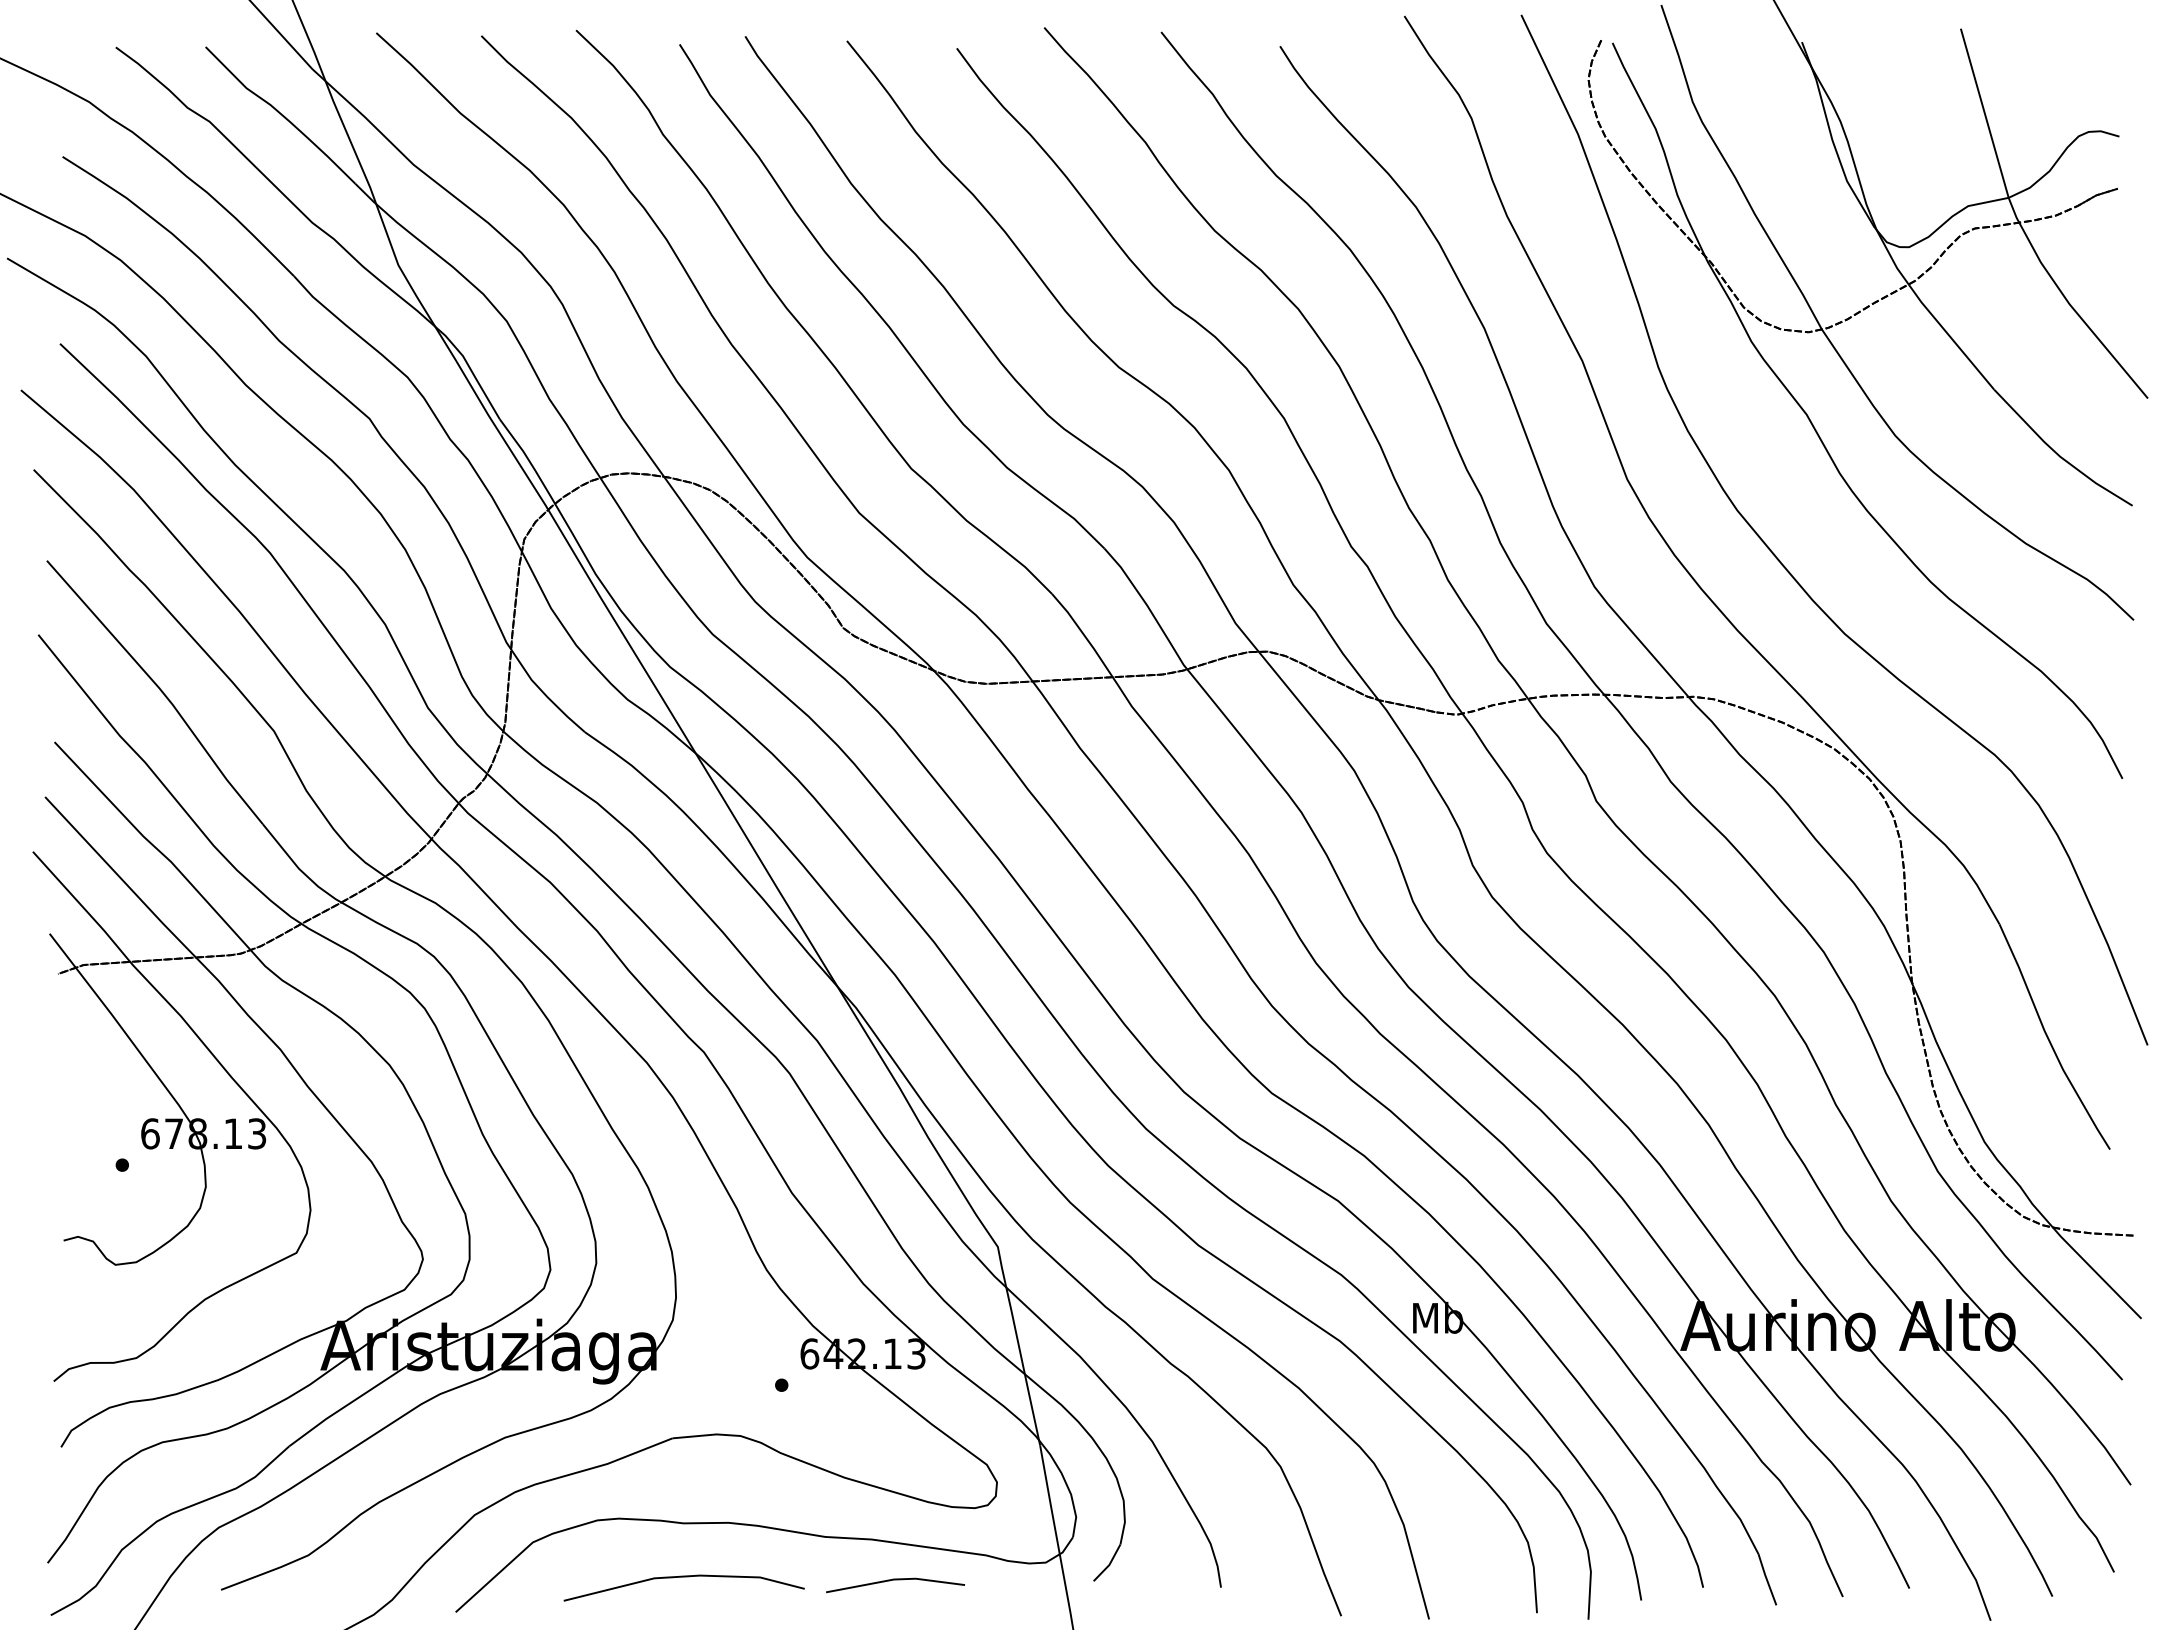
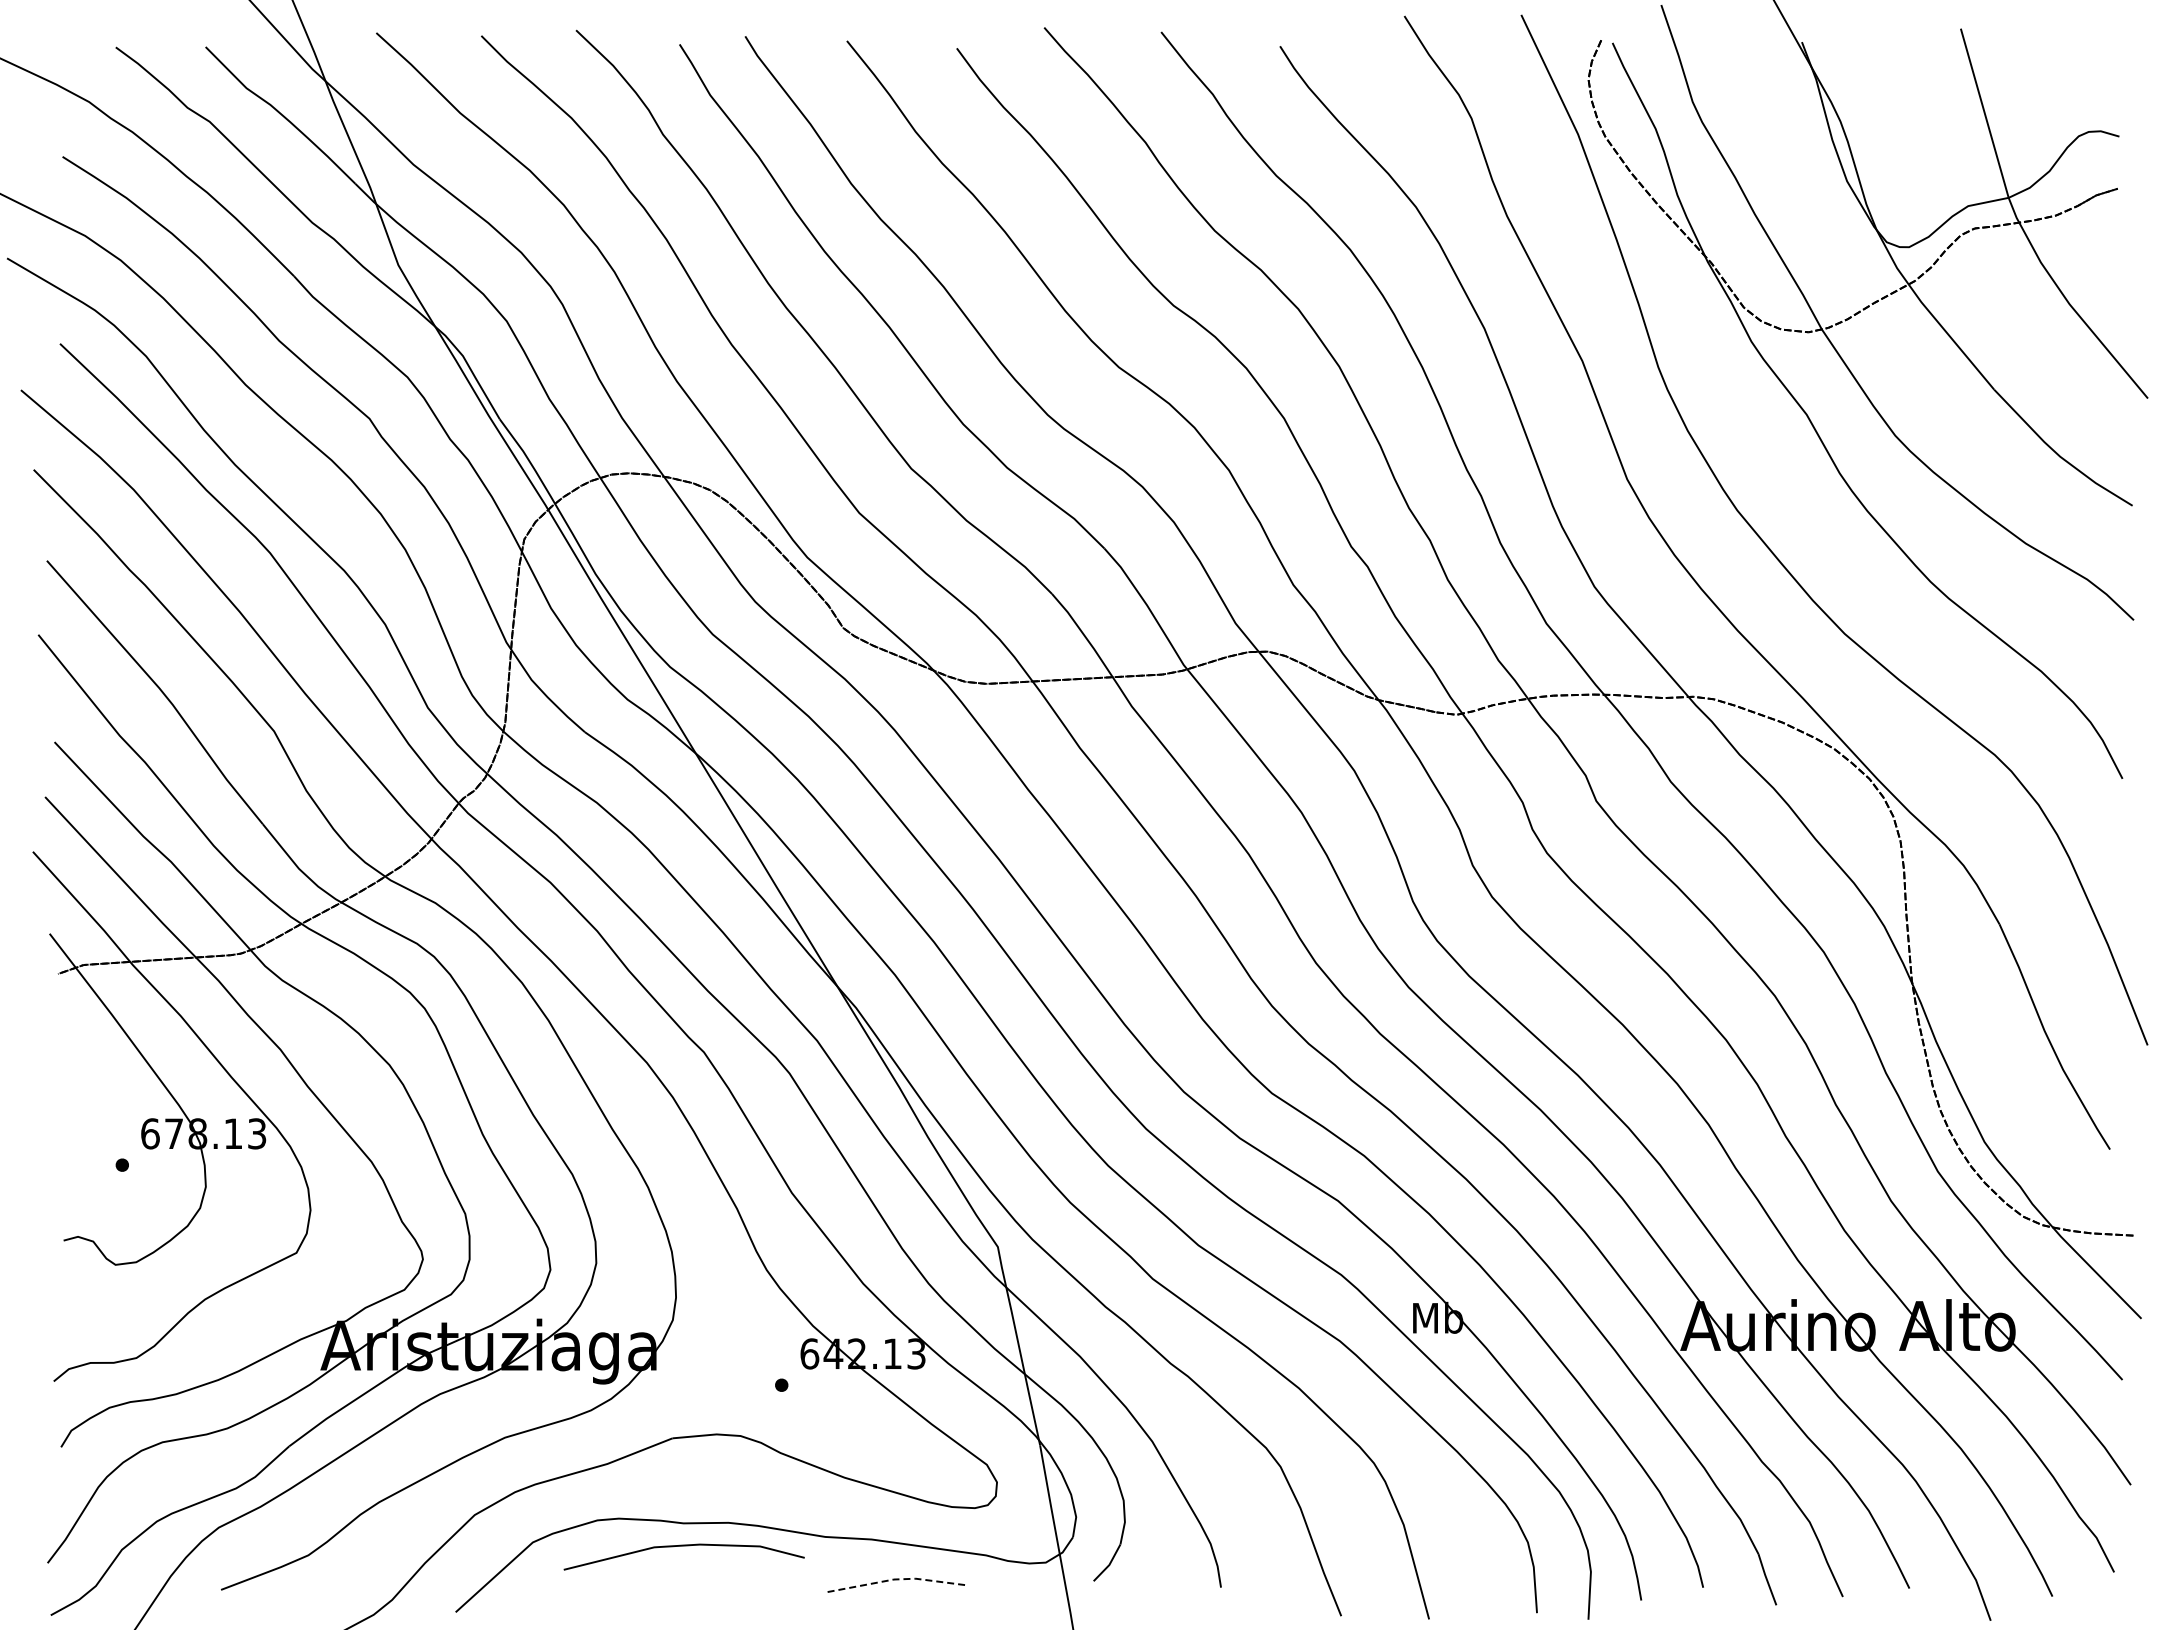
line position: (683, 1577) -> (683, 1546) (683, 1546)
line: solid -> dashed (894, 1579)
